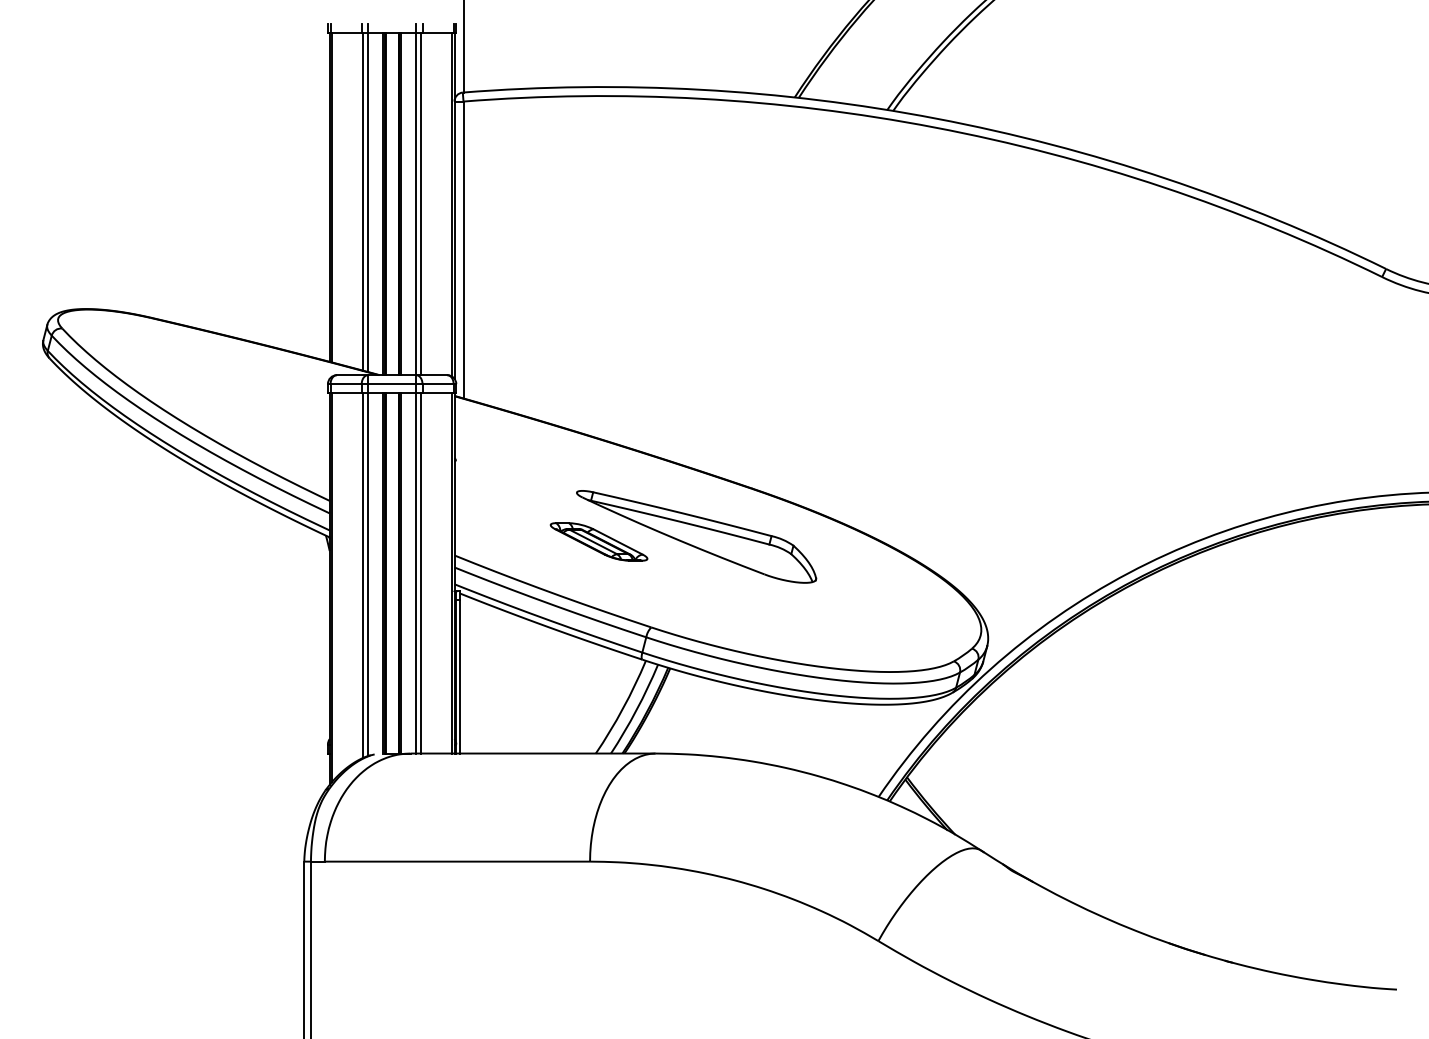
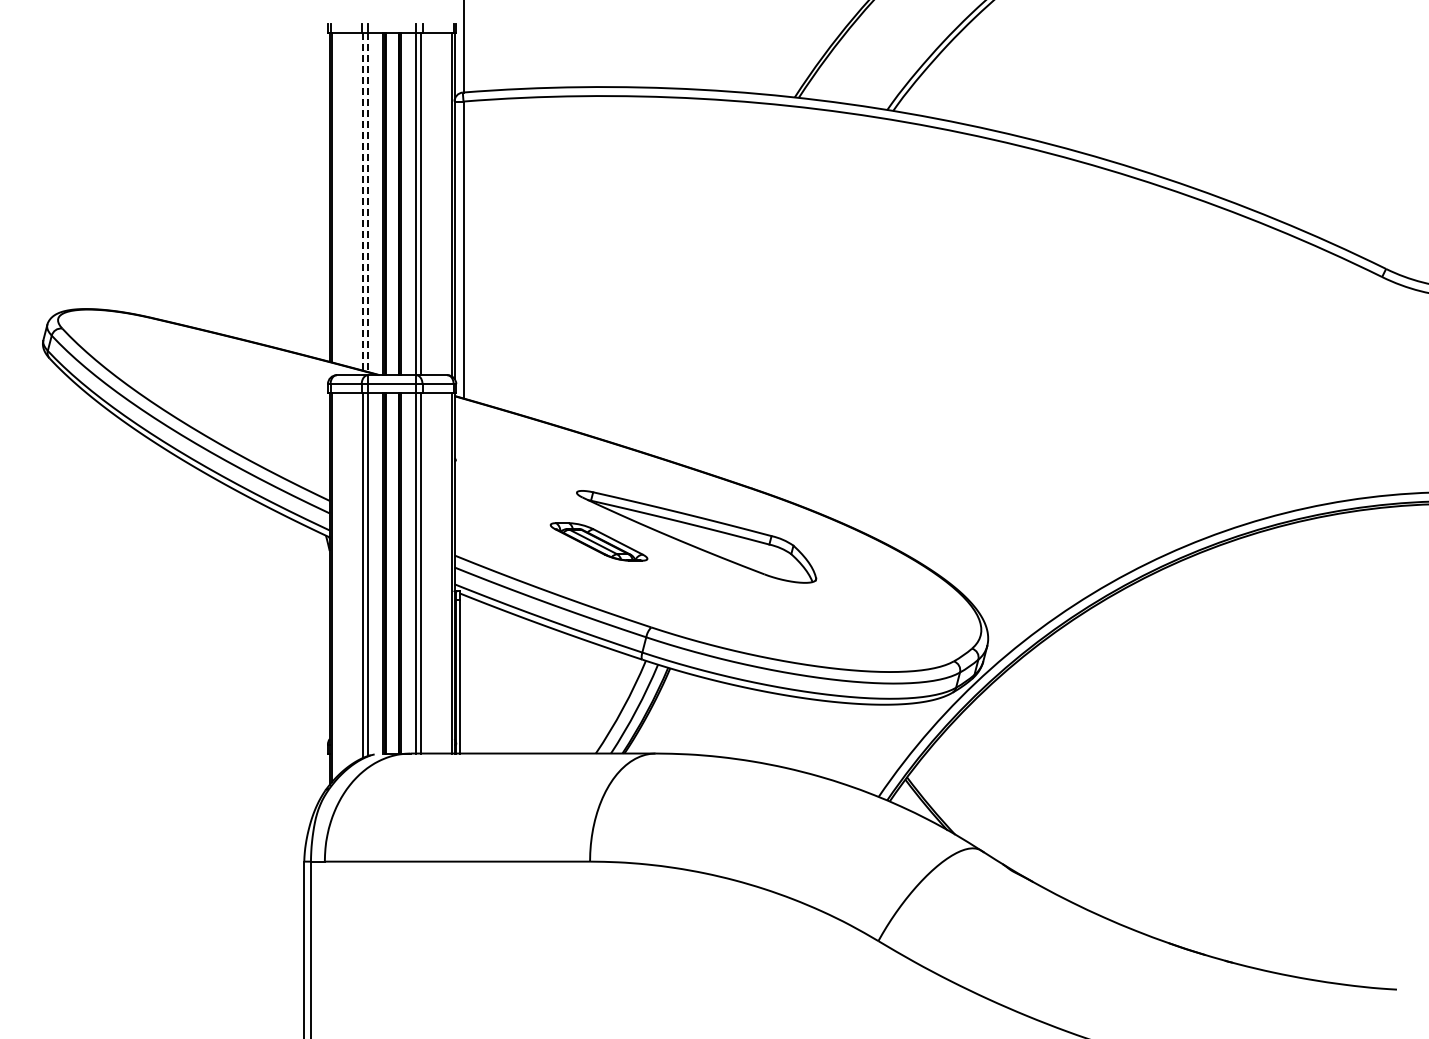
line: solid -> dashed (362, 201)
line: solid -> dashed (368, 202)
